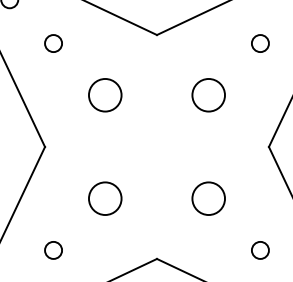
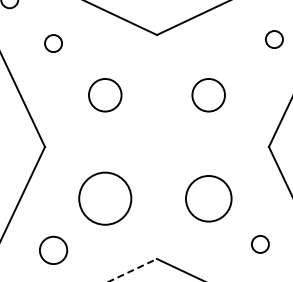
circle position: (260, 43) -> (274, 39) (274, 39)
circle diameter: 33 px -> 52 px (105, 198)
circle size: 35x35 px -> 48x48 px (208, 198)
circle diameter: 17 px -> 27 px (53, 250)
circle position: (260, 250) -> (260, 244) (260, 244)
line: solid -> dashed (132, 270)
